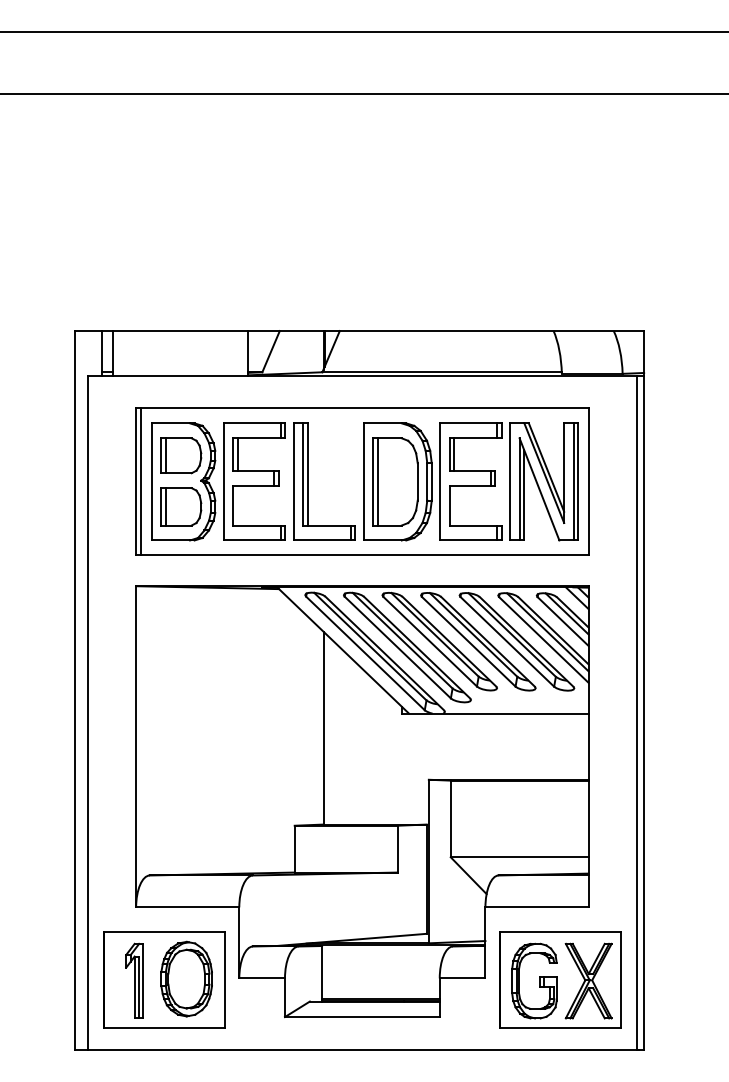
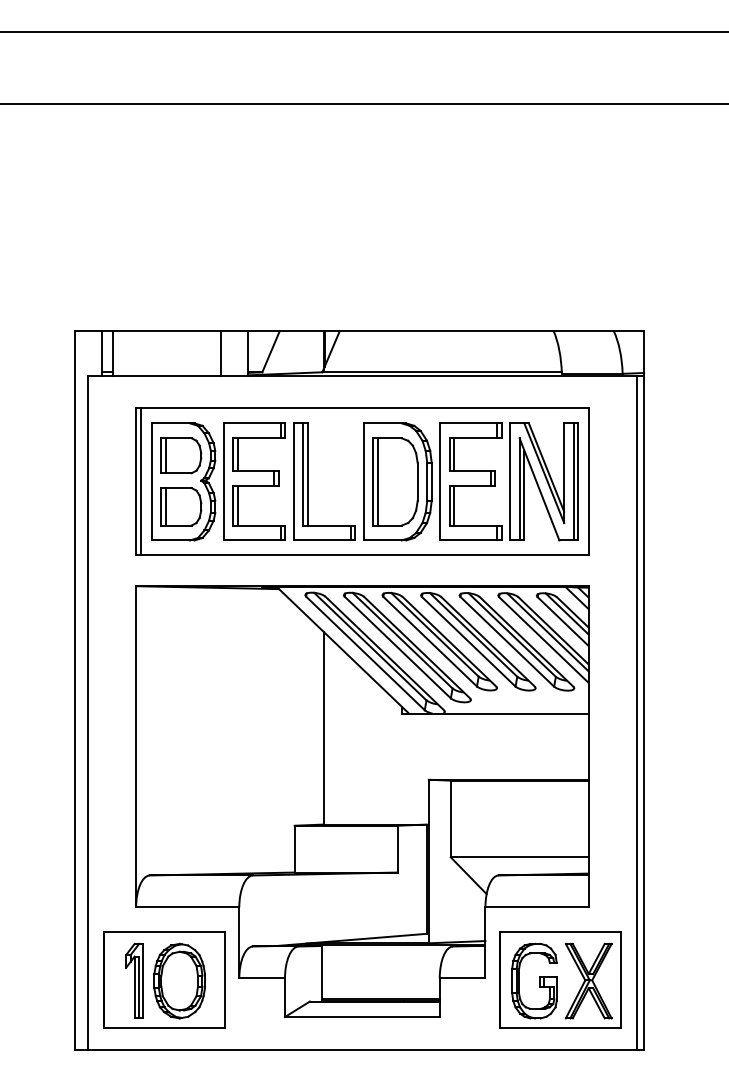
line position: (363, 93) -> (363, 103) (363, 103)
line: none -> present (221, 353)
line: none -> present (237, 505)
line: none -> present (454, 505)
part position: (186, 978) -> (179, 980) (179, 980)
